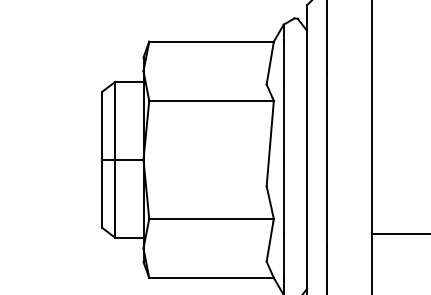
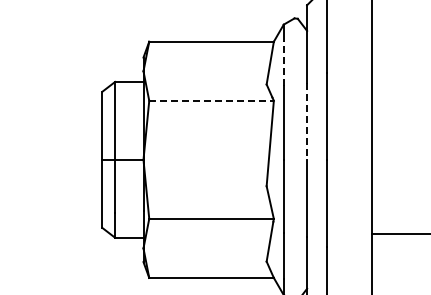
line: solid -> dashed (283, 63)
line: solid -> dashed (212, 100)
line: solid -> dashed (307, 121)
